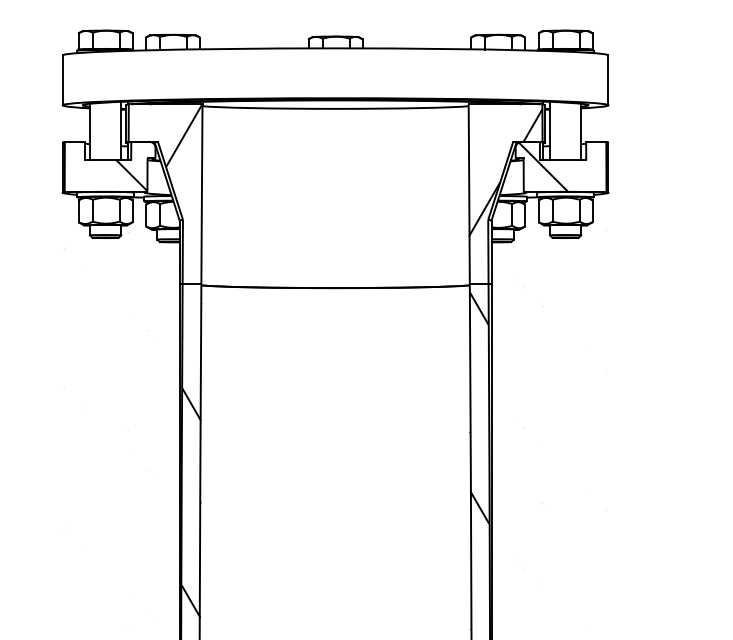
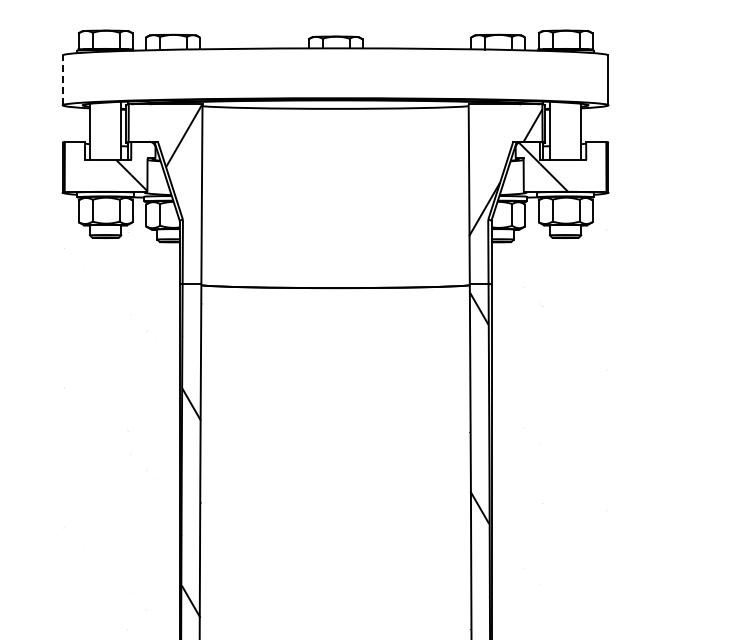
line: solid -> dashed (62, 80)
